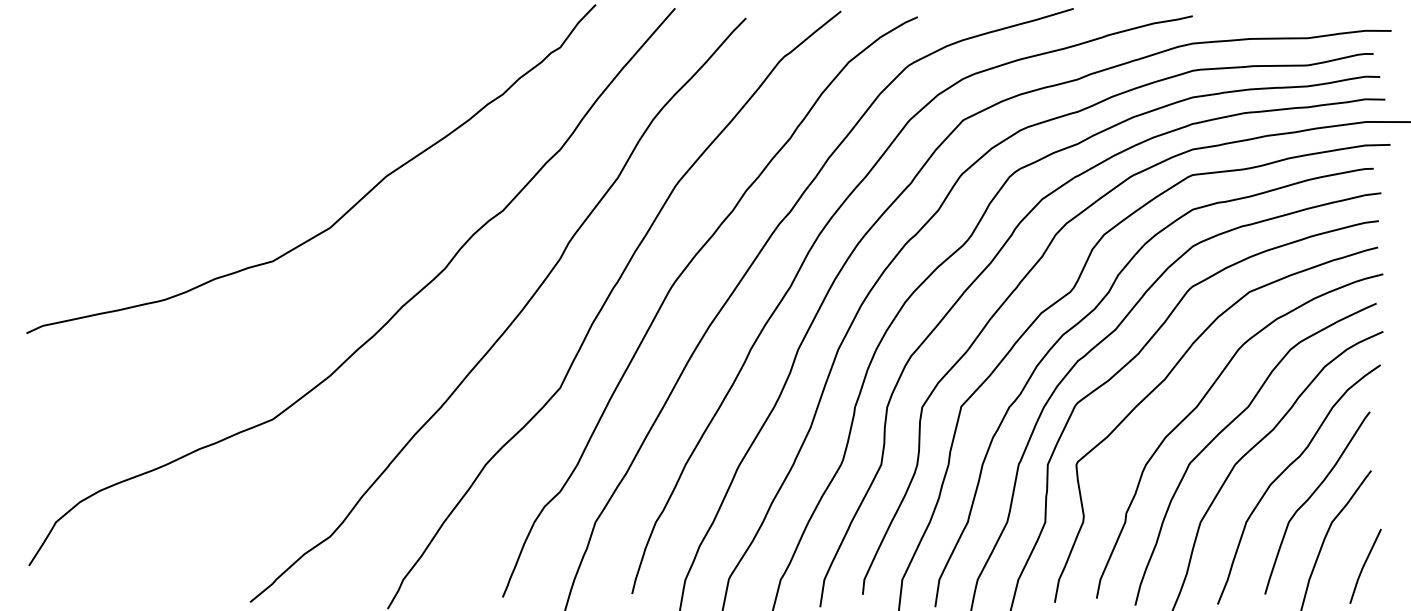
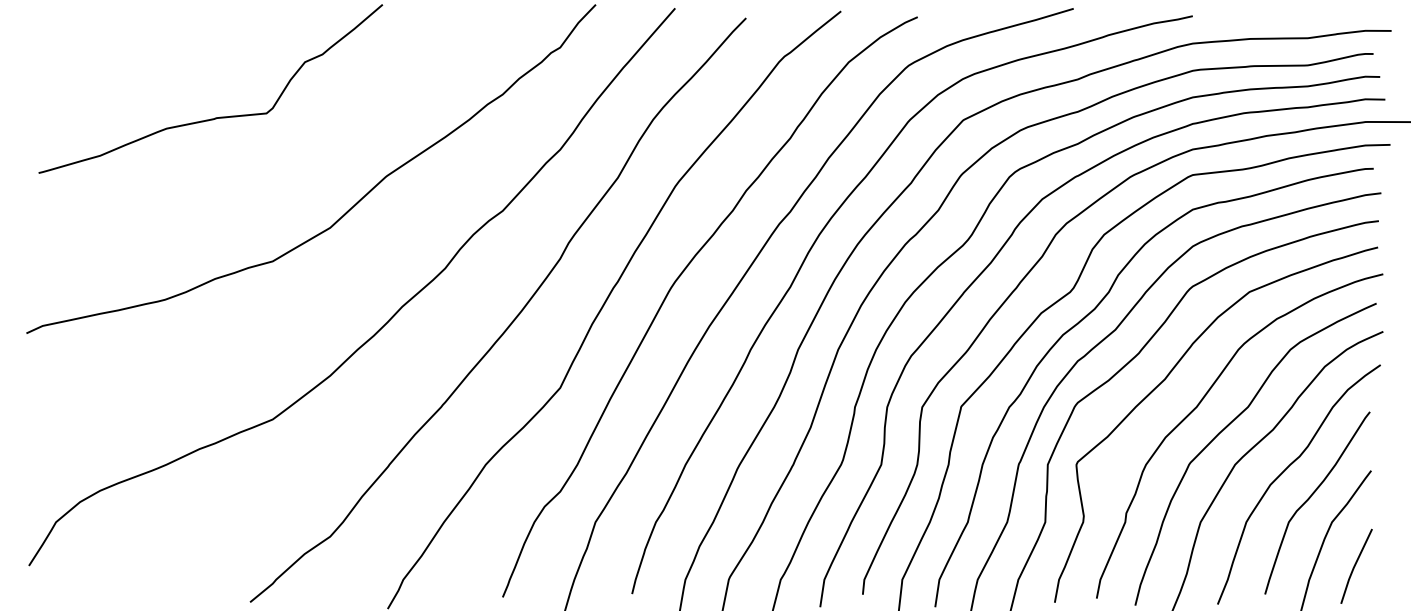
curve: none -> present (215, 117)
line position: (1365, 564) -> (1356, 564) (1356, 564)
